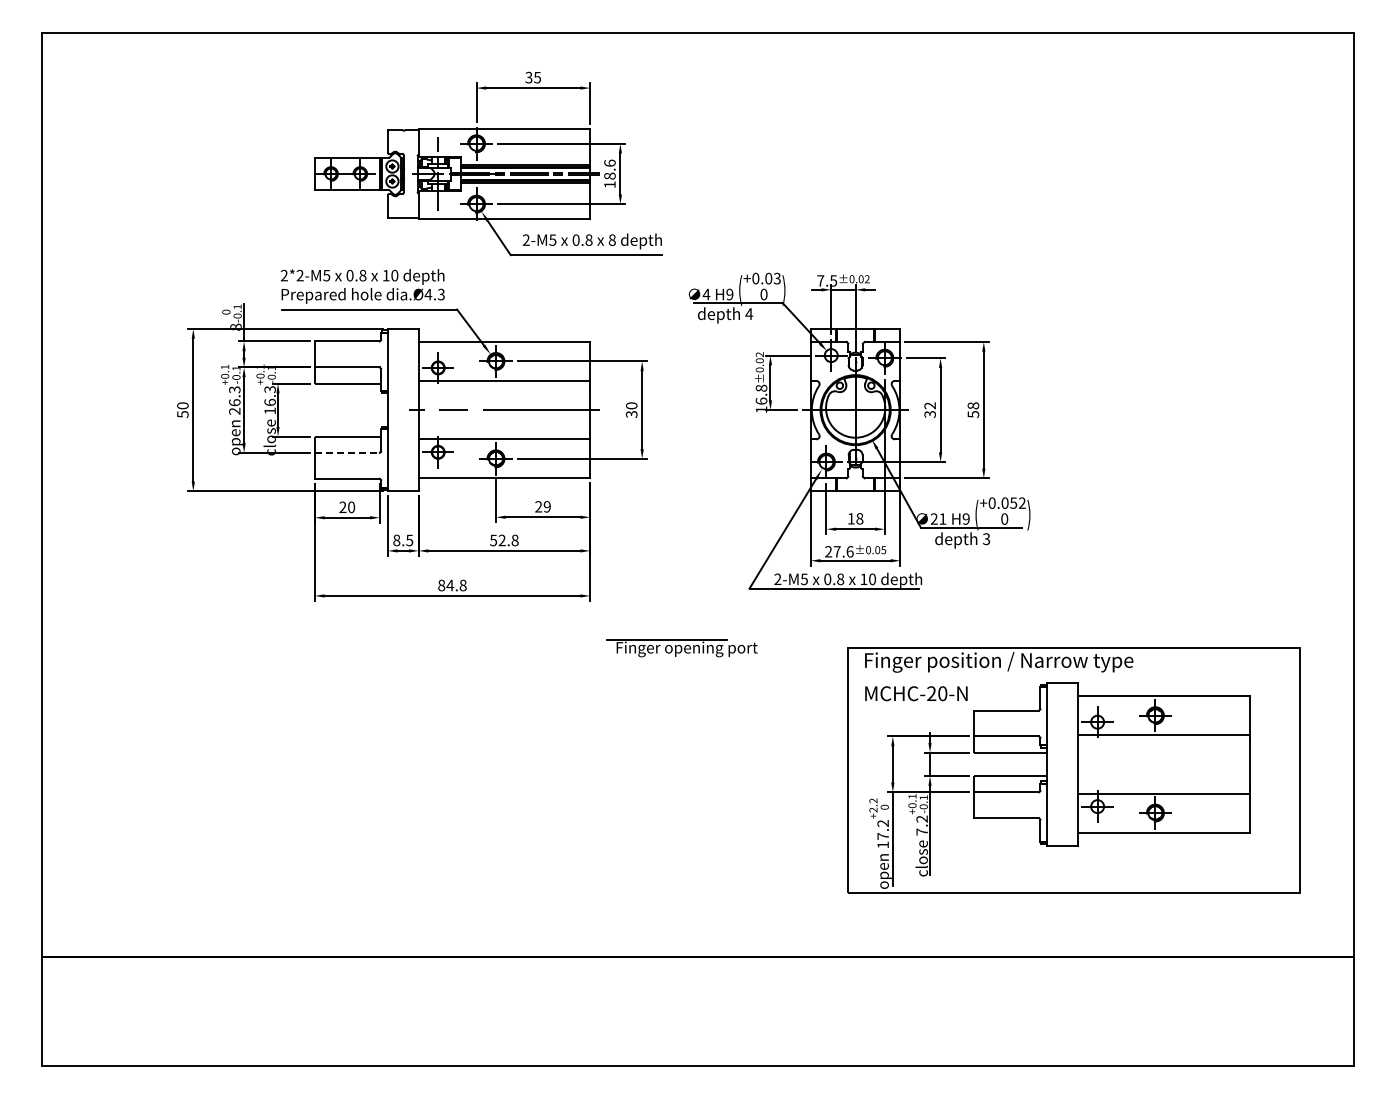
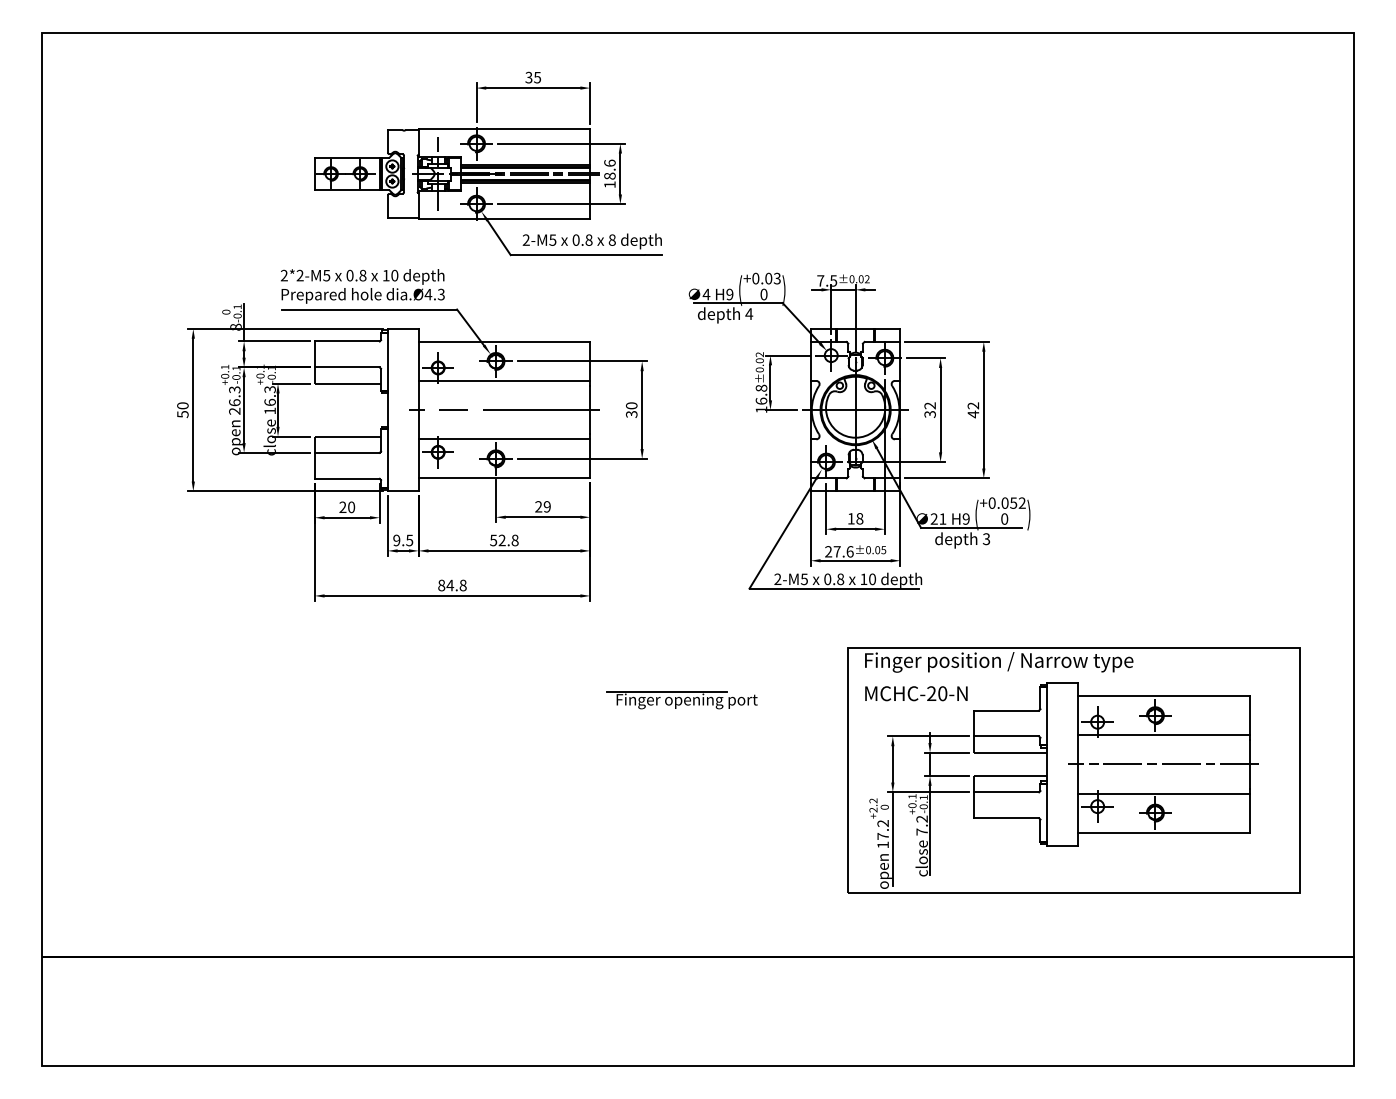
text: 58 -> 42 (973, 410)
line: dashed -> solid (347, 452)
text: 8.5 -> 9.5 (396, 540)
part position: (681, 648) -> (681, 700) (681, 700)
line: none -> present (1163, 764)
